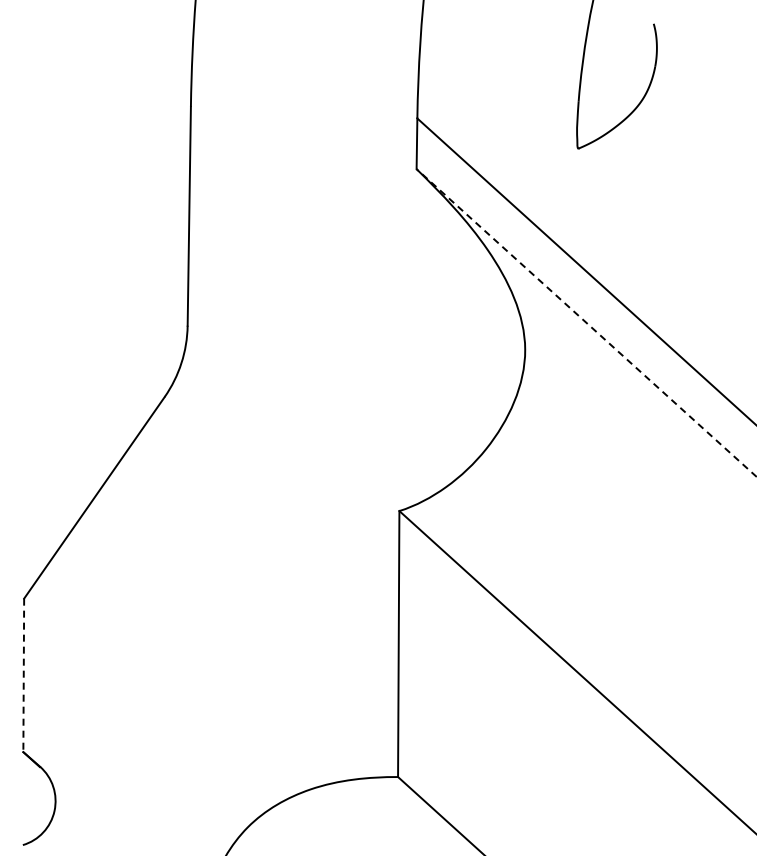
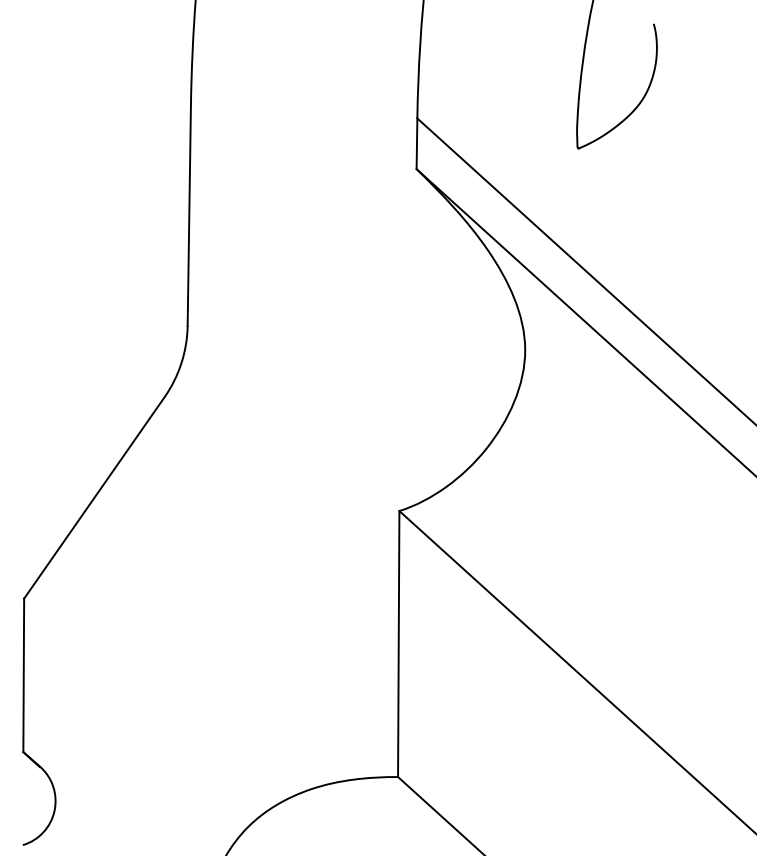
line: dashed -> solid (586, 322)
line: dashed -> solid (23, 675)
